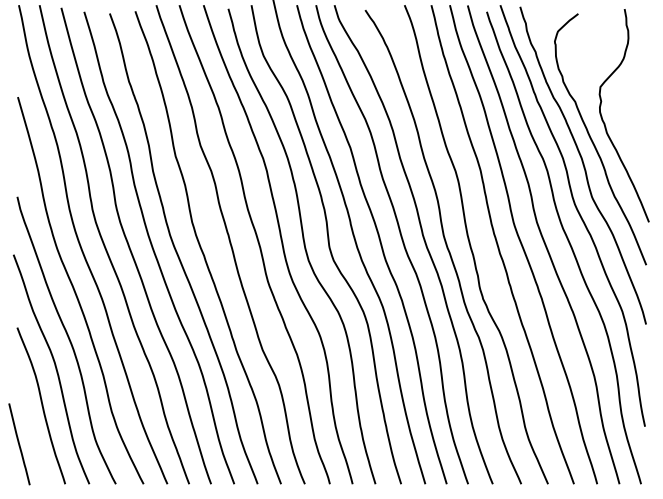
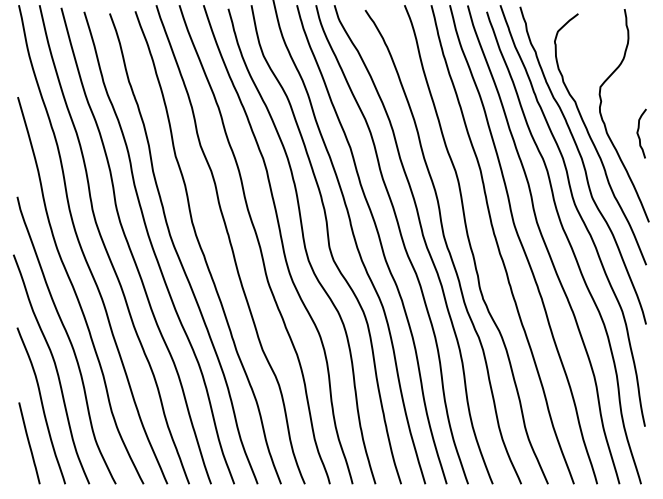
curve: none -> present (639, 135)
line position: (19, 444) -> (29, 443) (29, 443)
